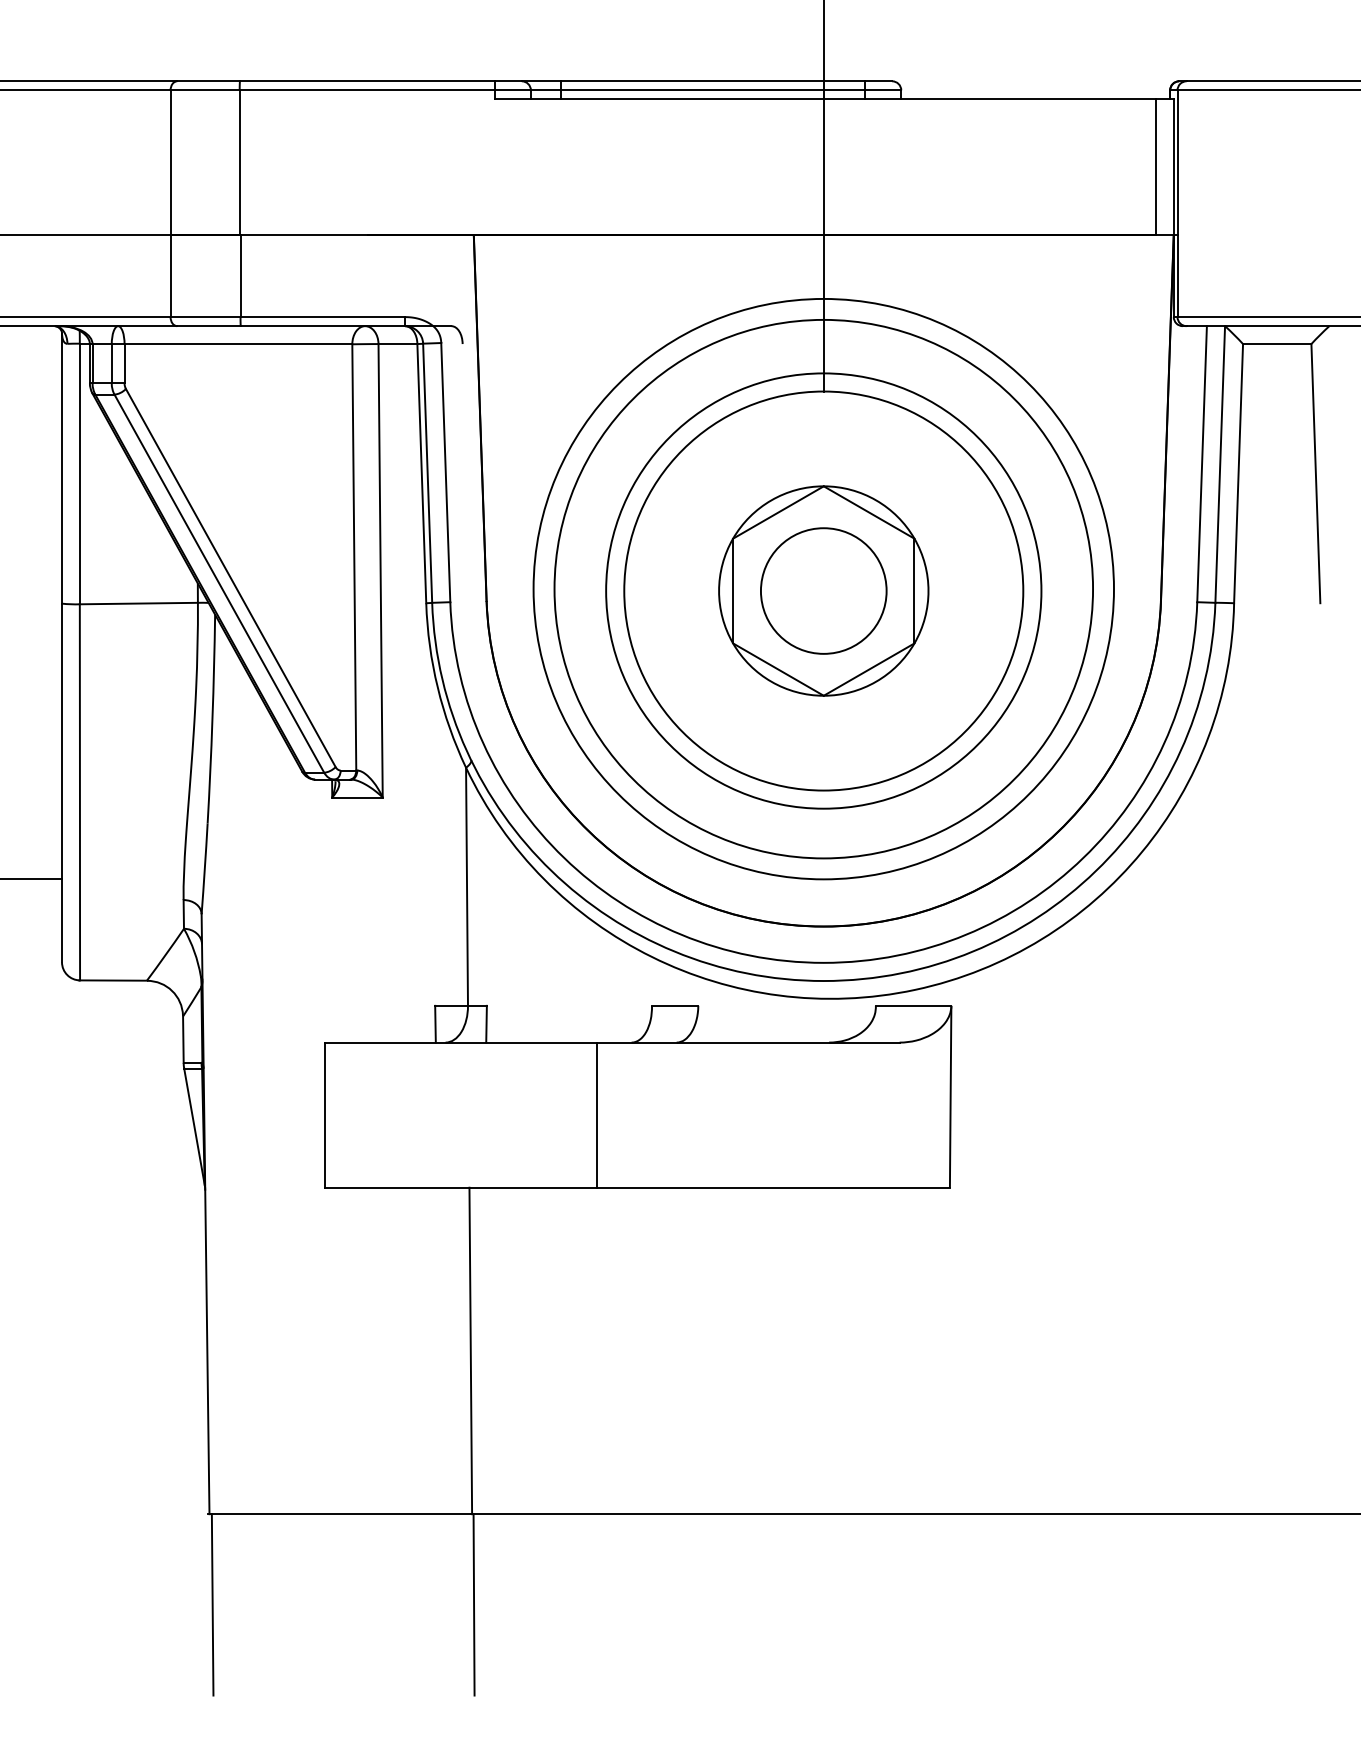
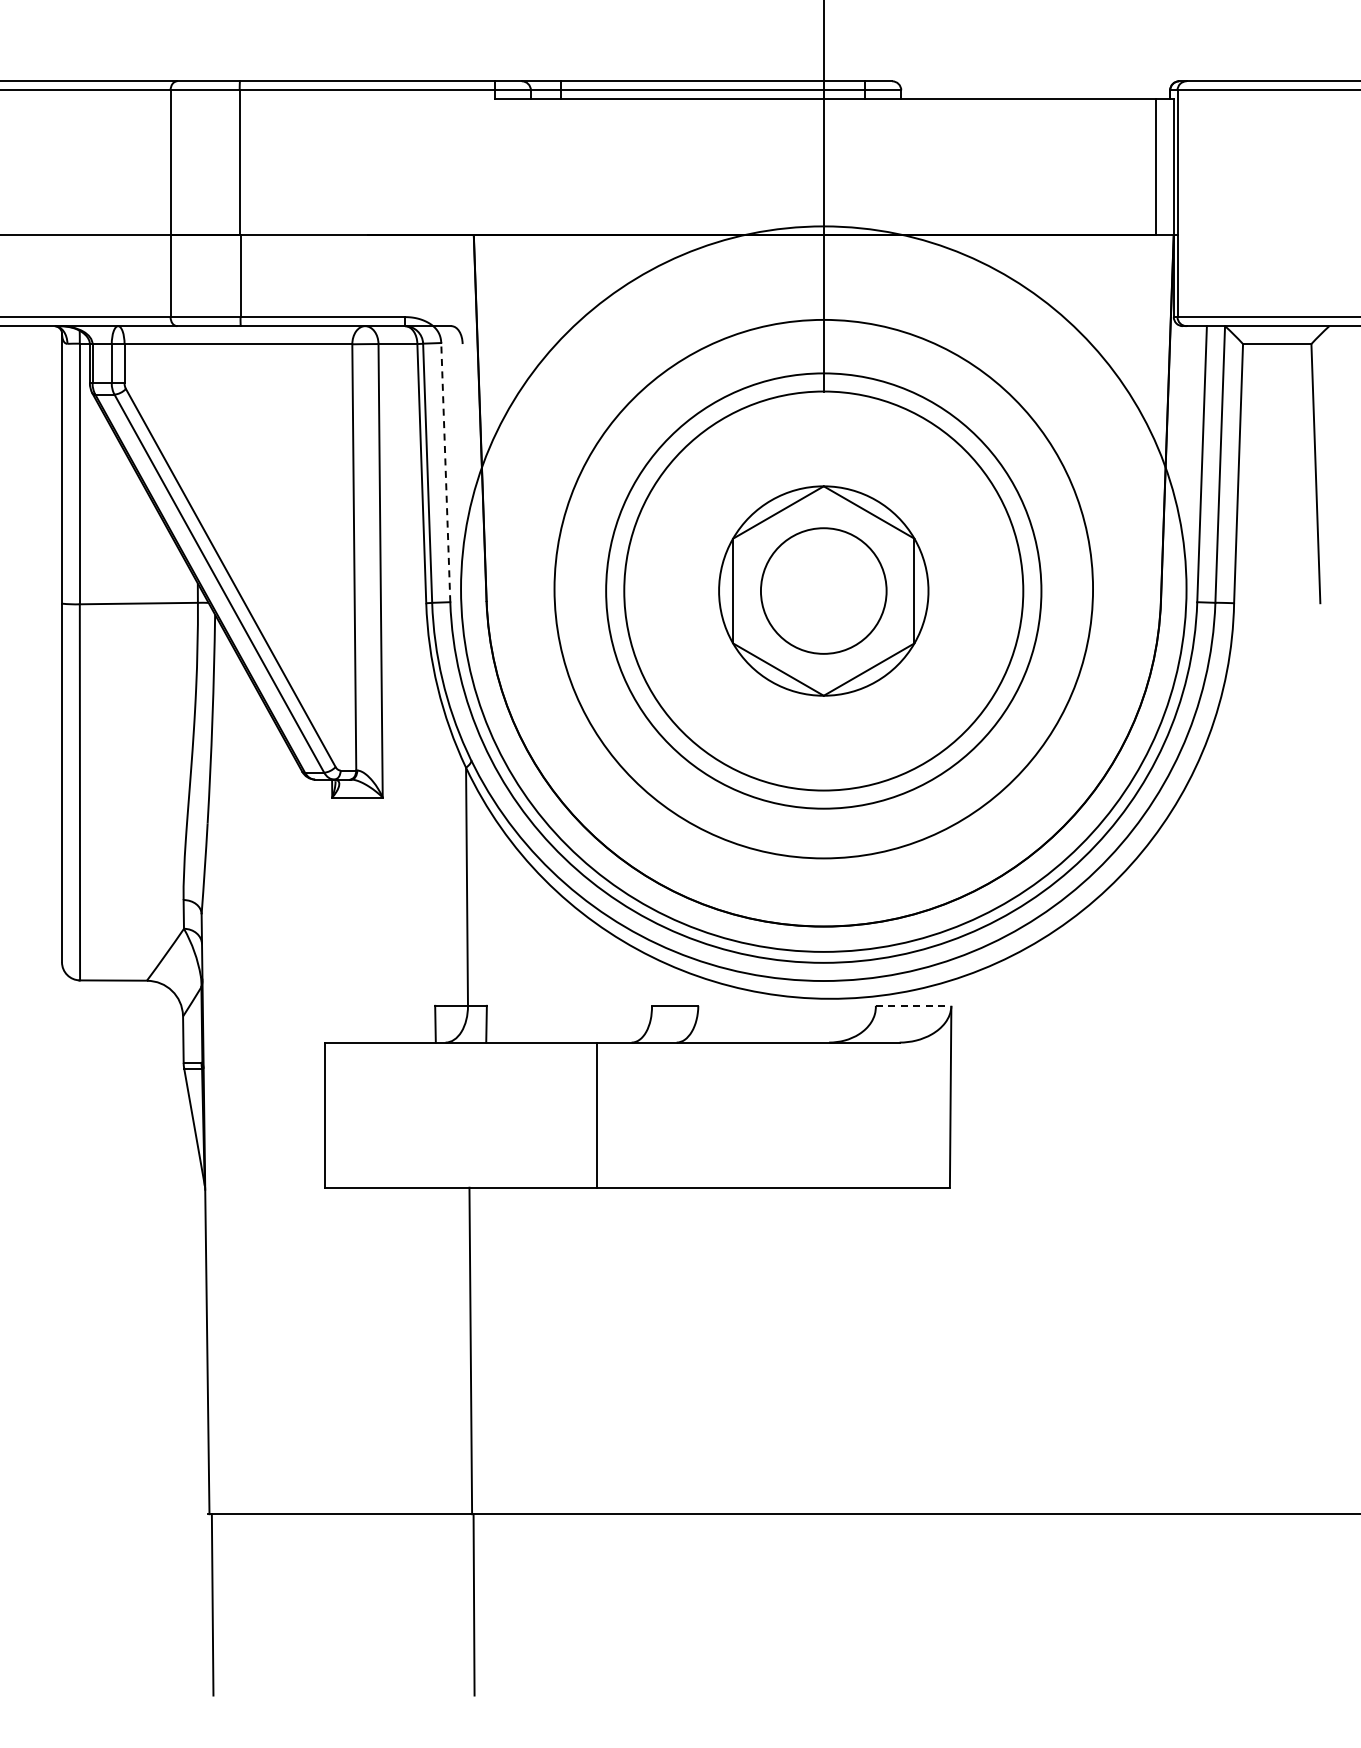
line: solid -> dashed (445, 472)
circle diameter: 580 px -> 726 px (823, 588)
line: present -> none (32, 879)
line: solid -> dashed (913, 1005)
